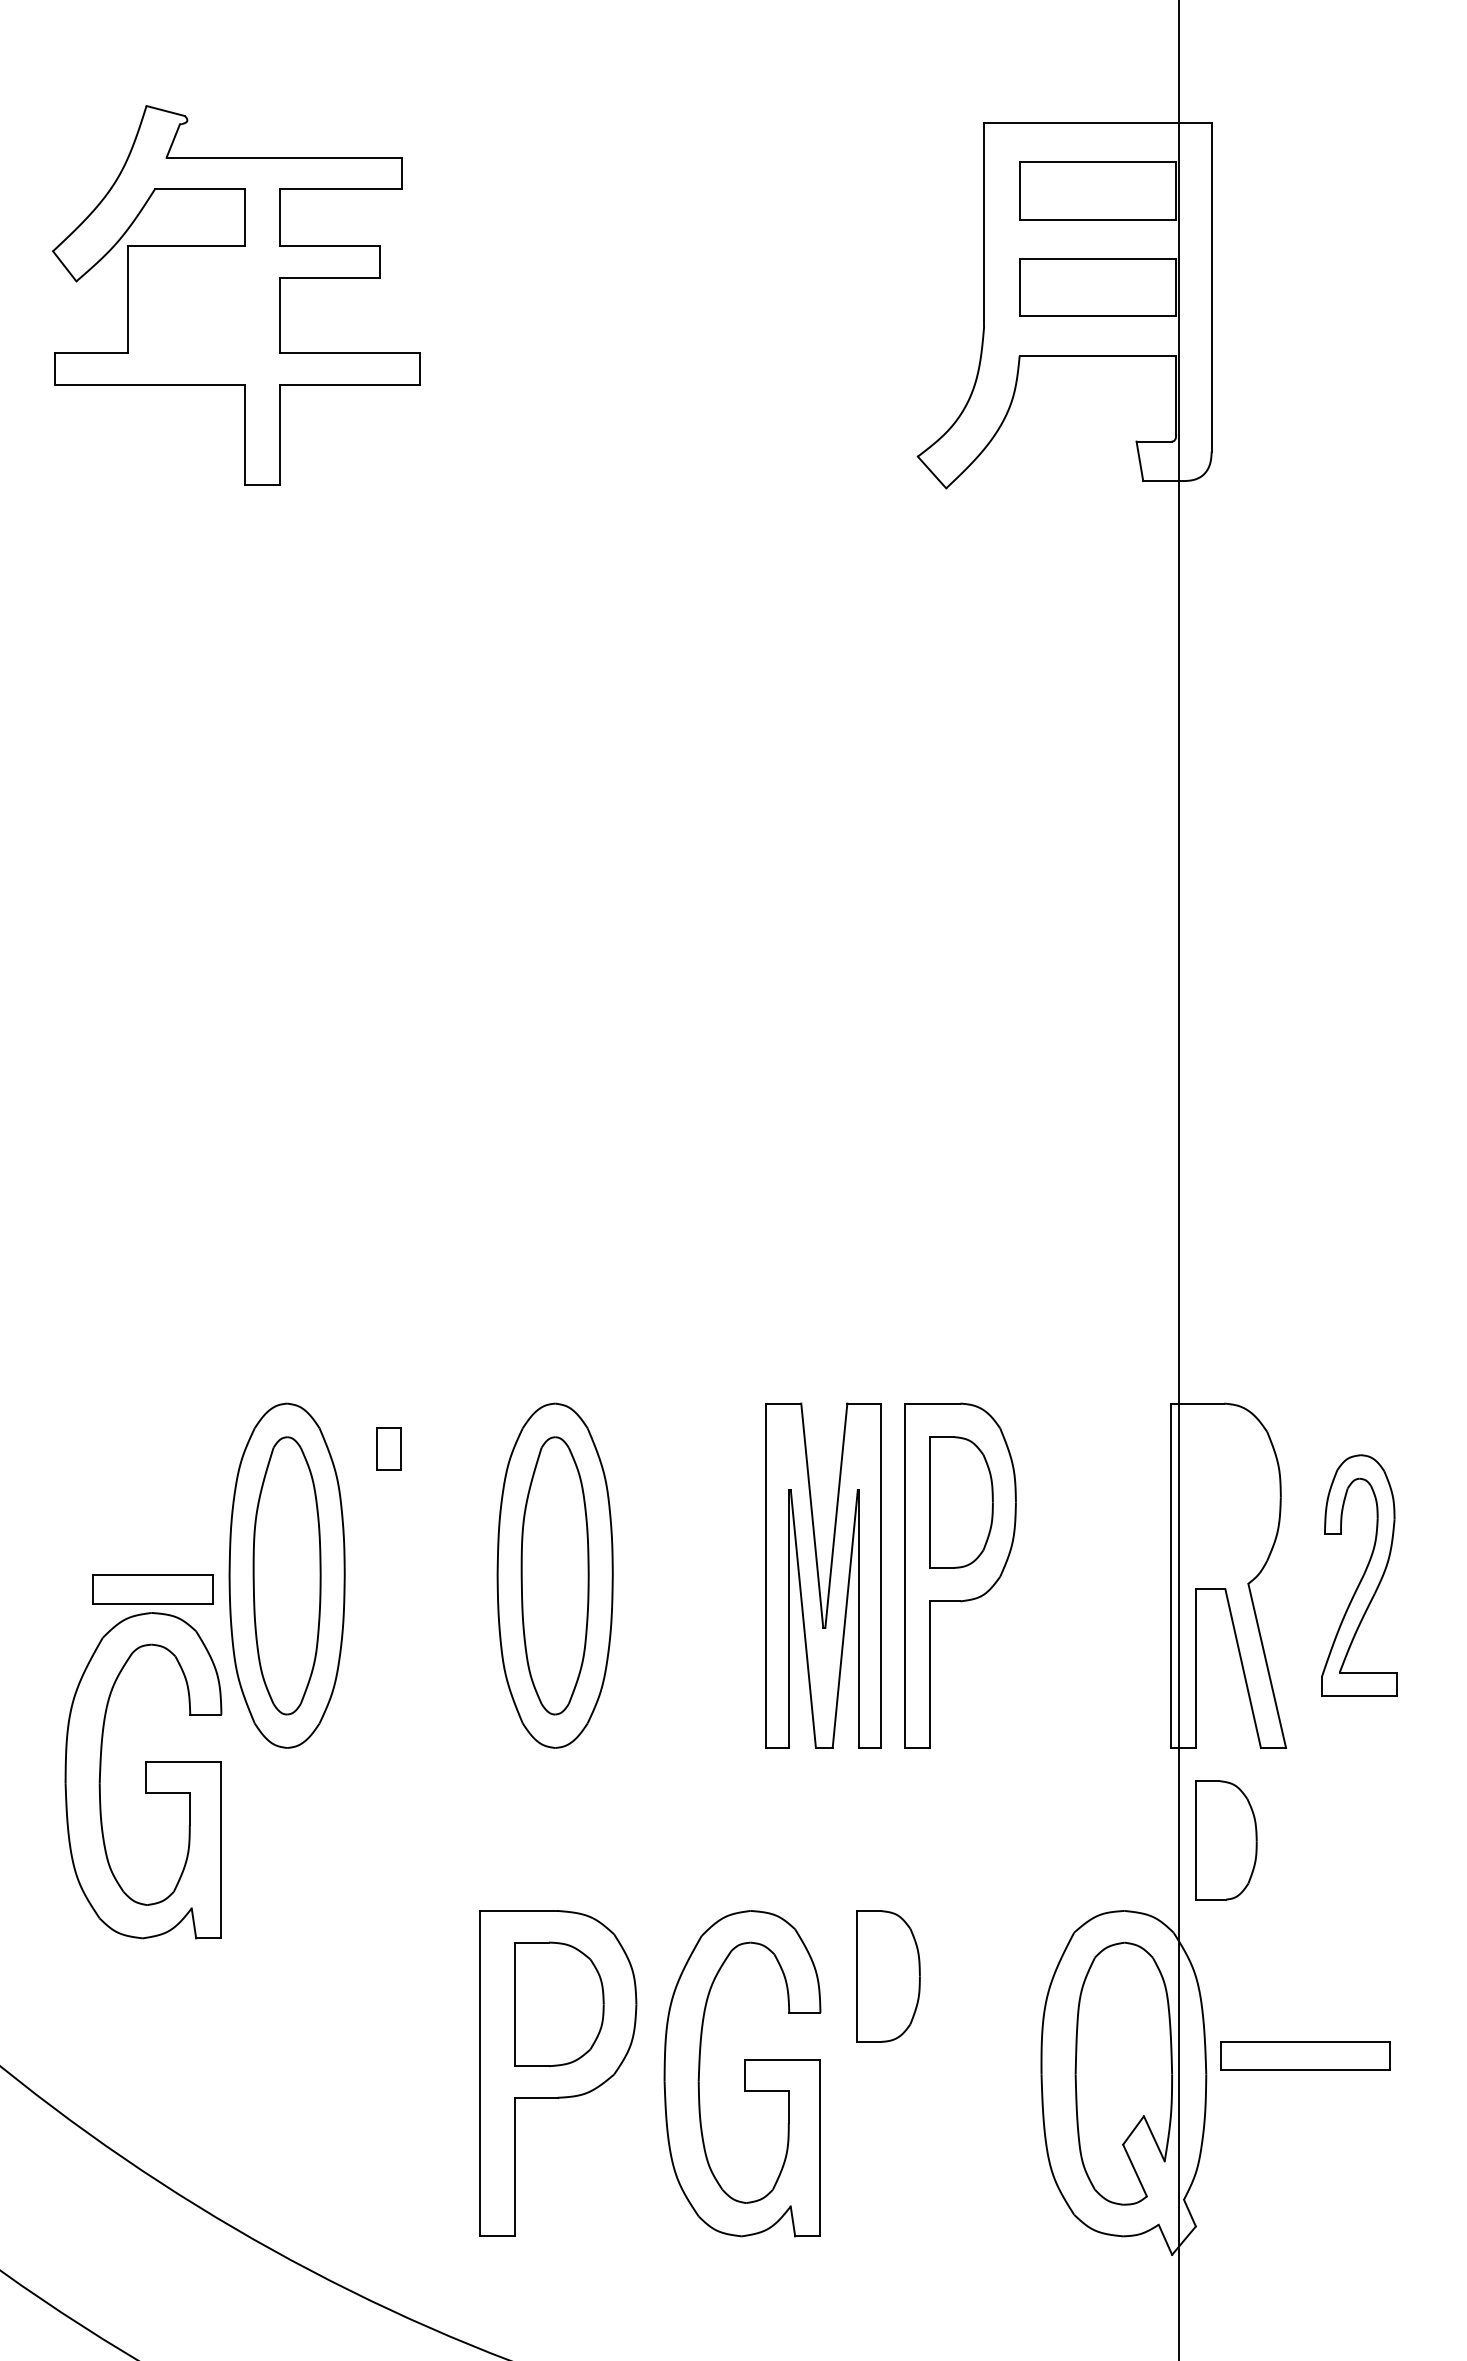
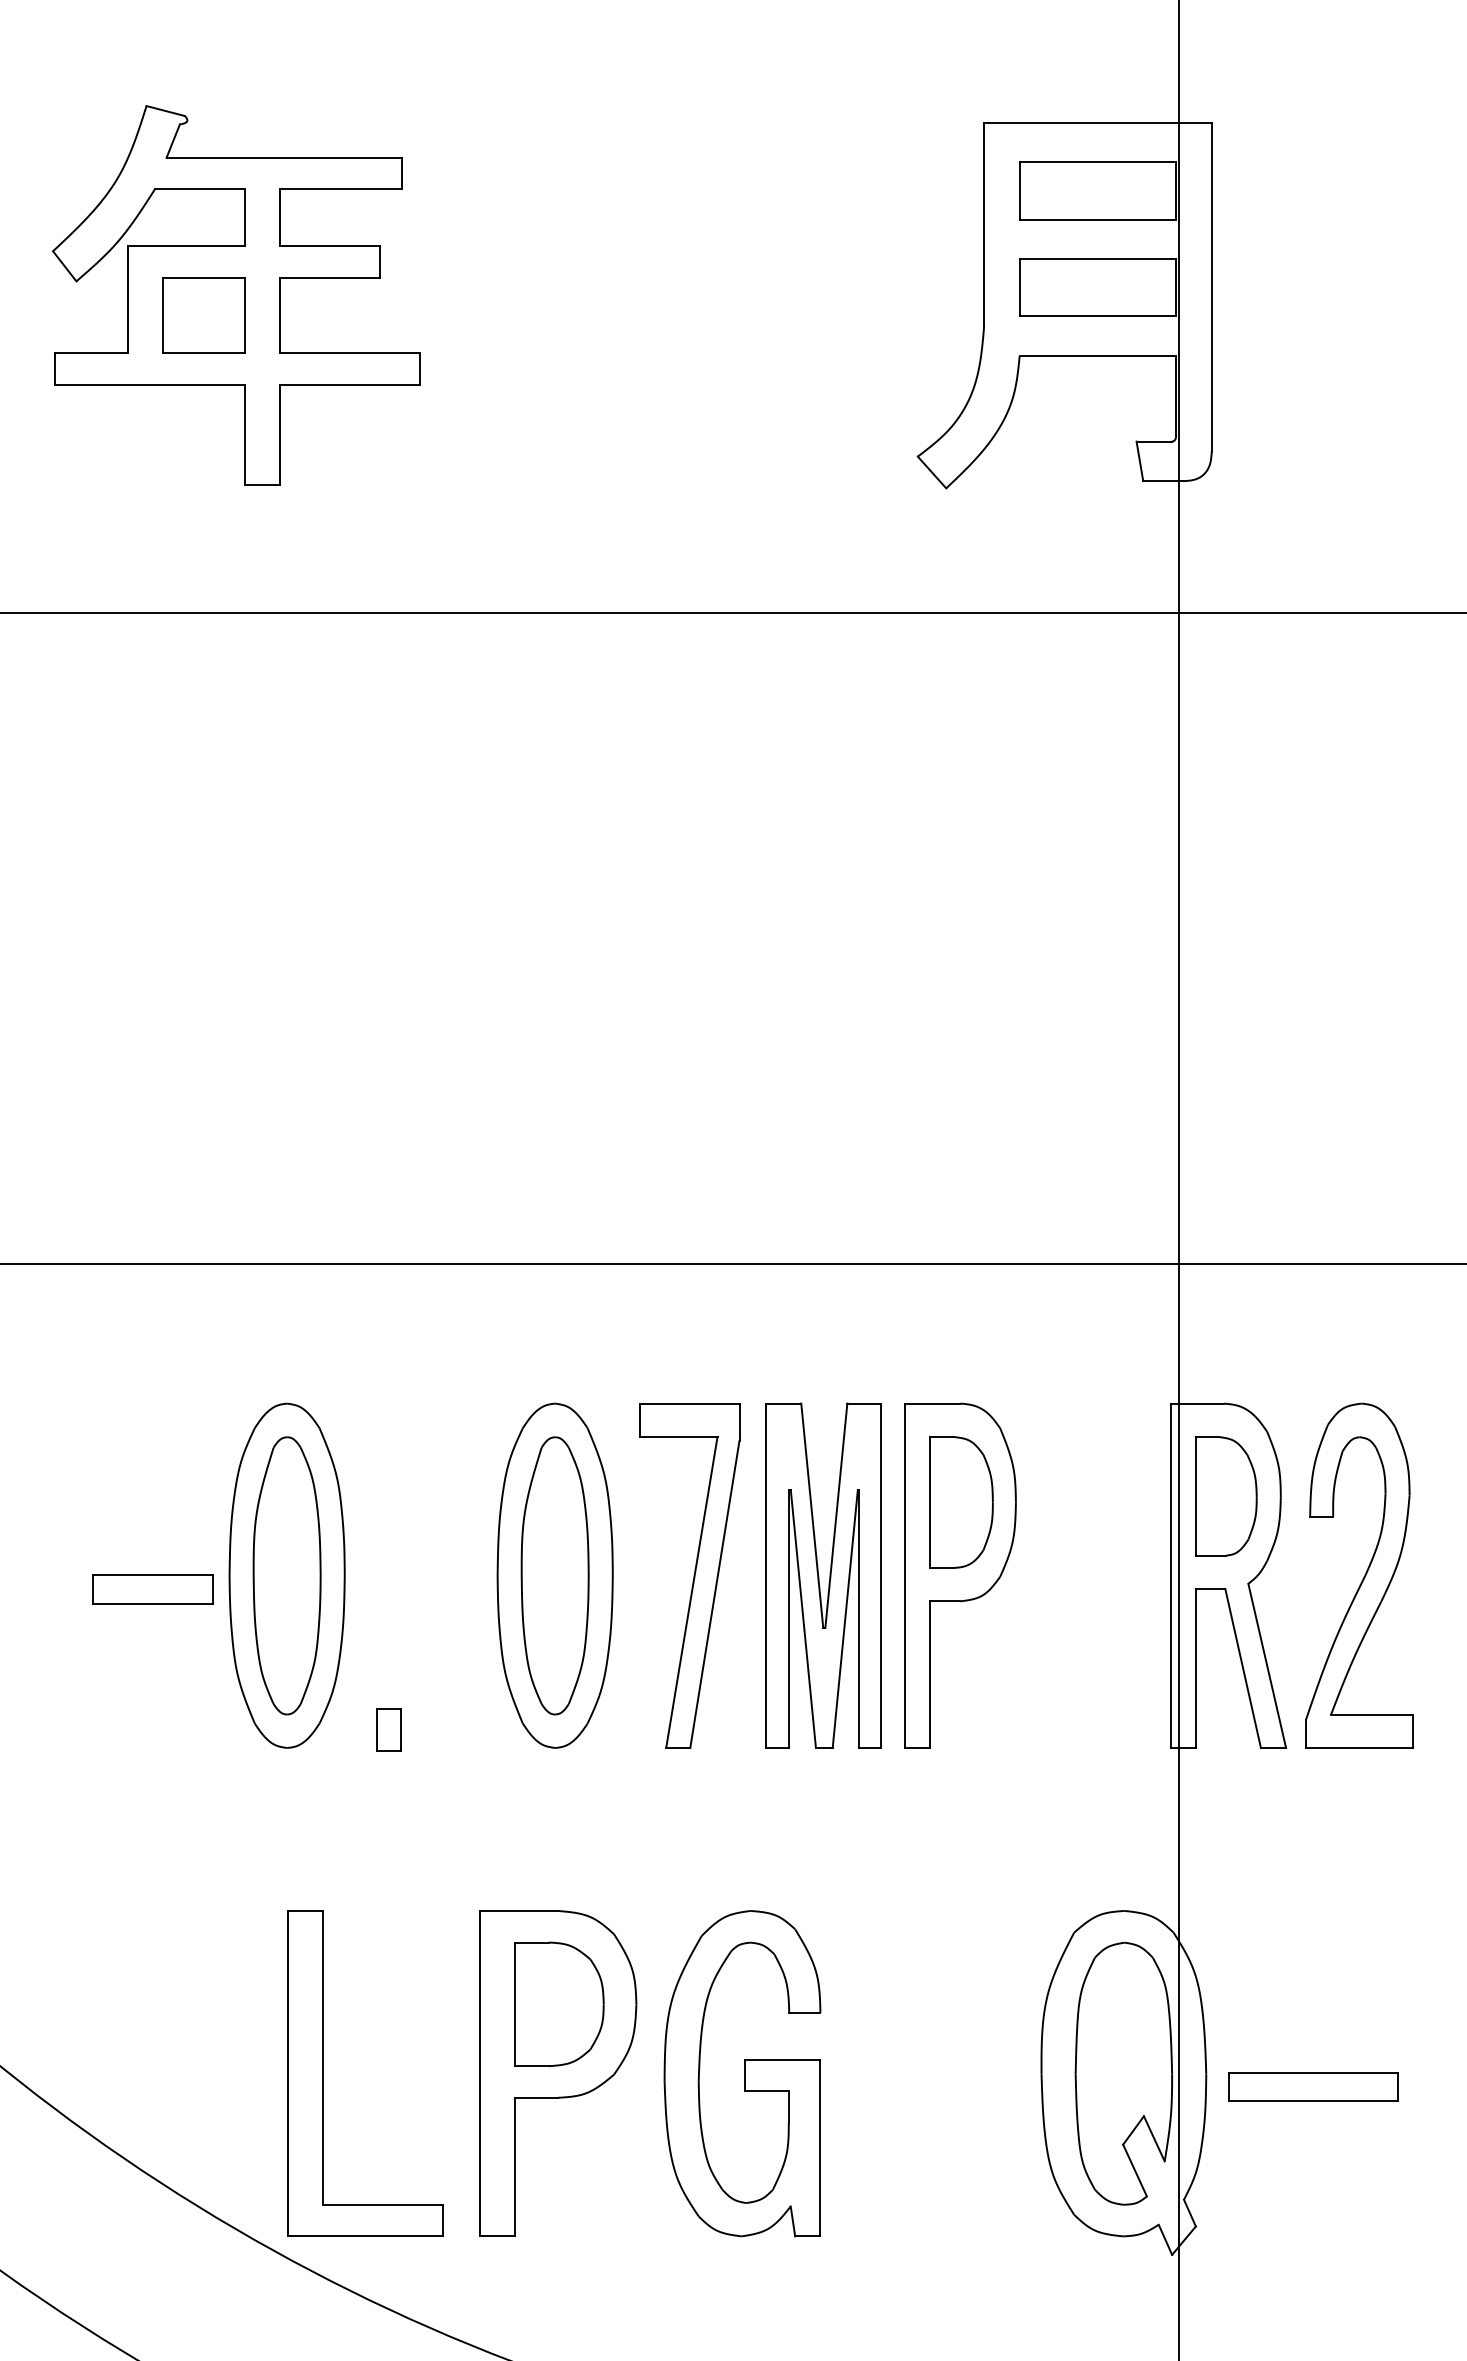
part: none -> present (203, 315)
line: none -> present (732, 612)
line: none -> present (732, 1263)
part position: (388, 1448) -> (388, 1729) (388, 1729)
part: none -> present (689, 1575)
part size: 77x243 px -> 109x347 px (1359, 1575)
part: present -> none (143, 1775)
part position: (1226, 1840) -> (1226, 1496) (1226, 1496)
part: present -> none (888, 1976)
part position: (1305, 2055) -> (1313, 2086) (1313, 2086)
part: none -> present (323, 2073)
